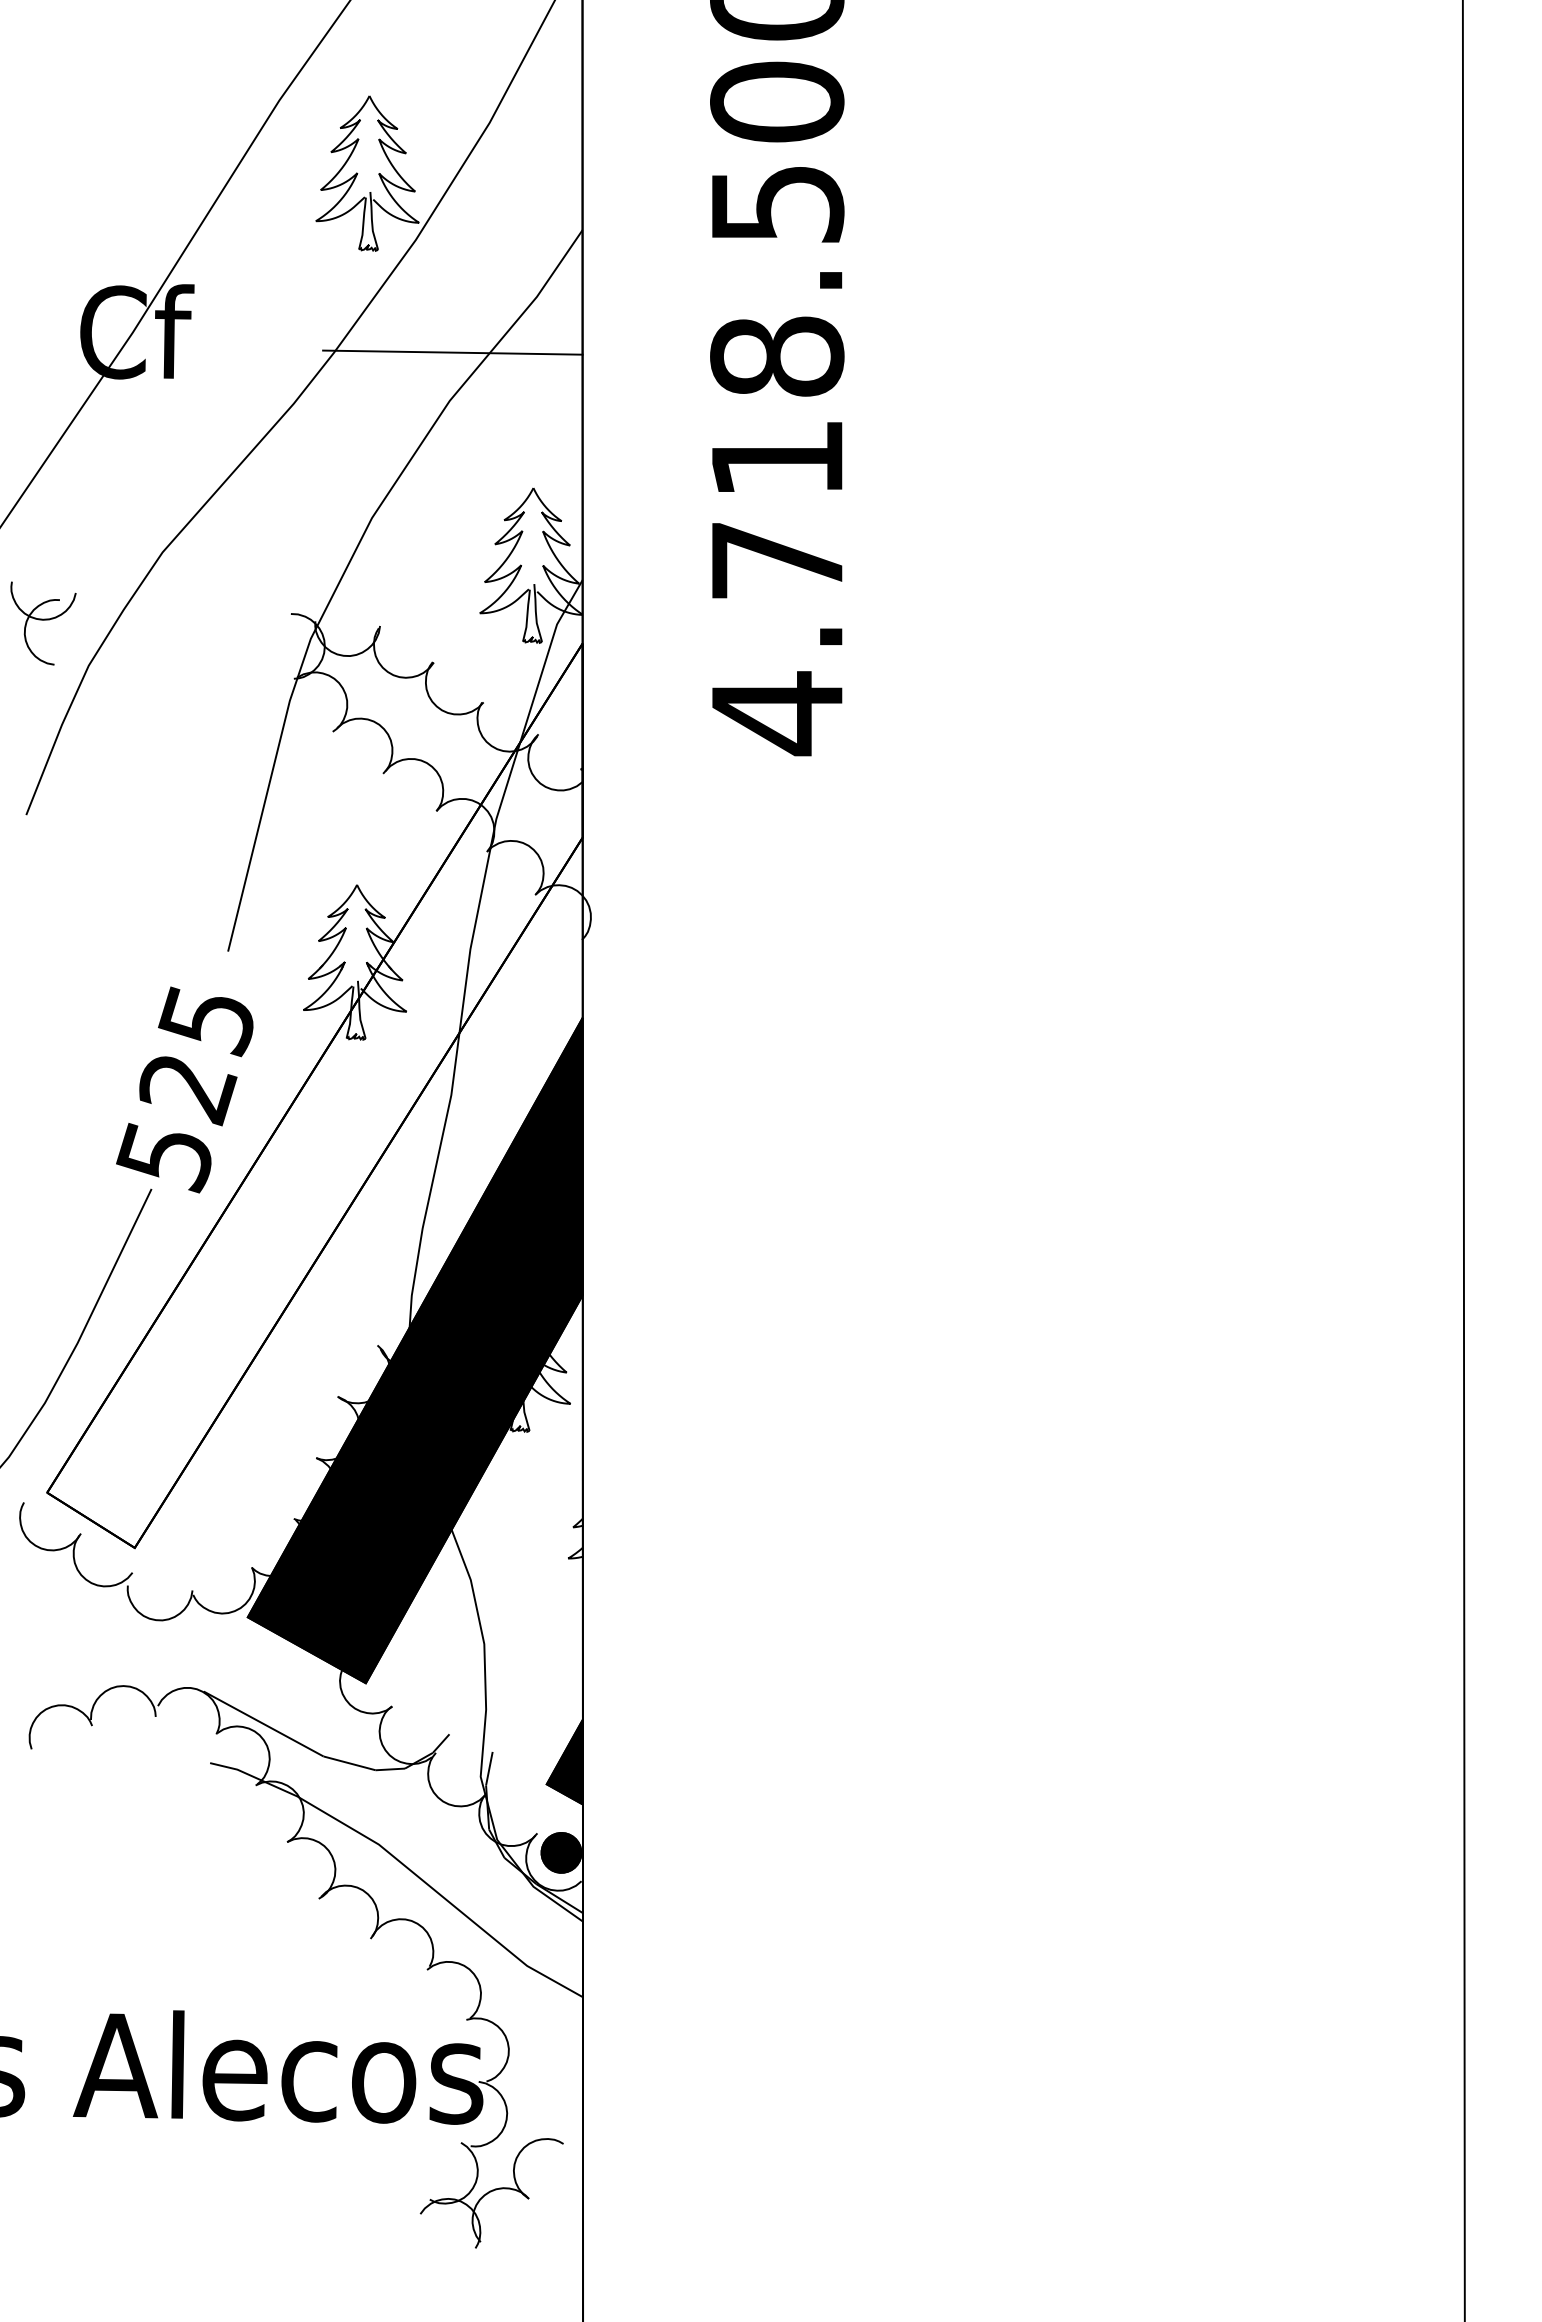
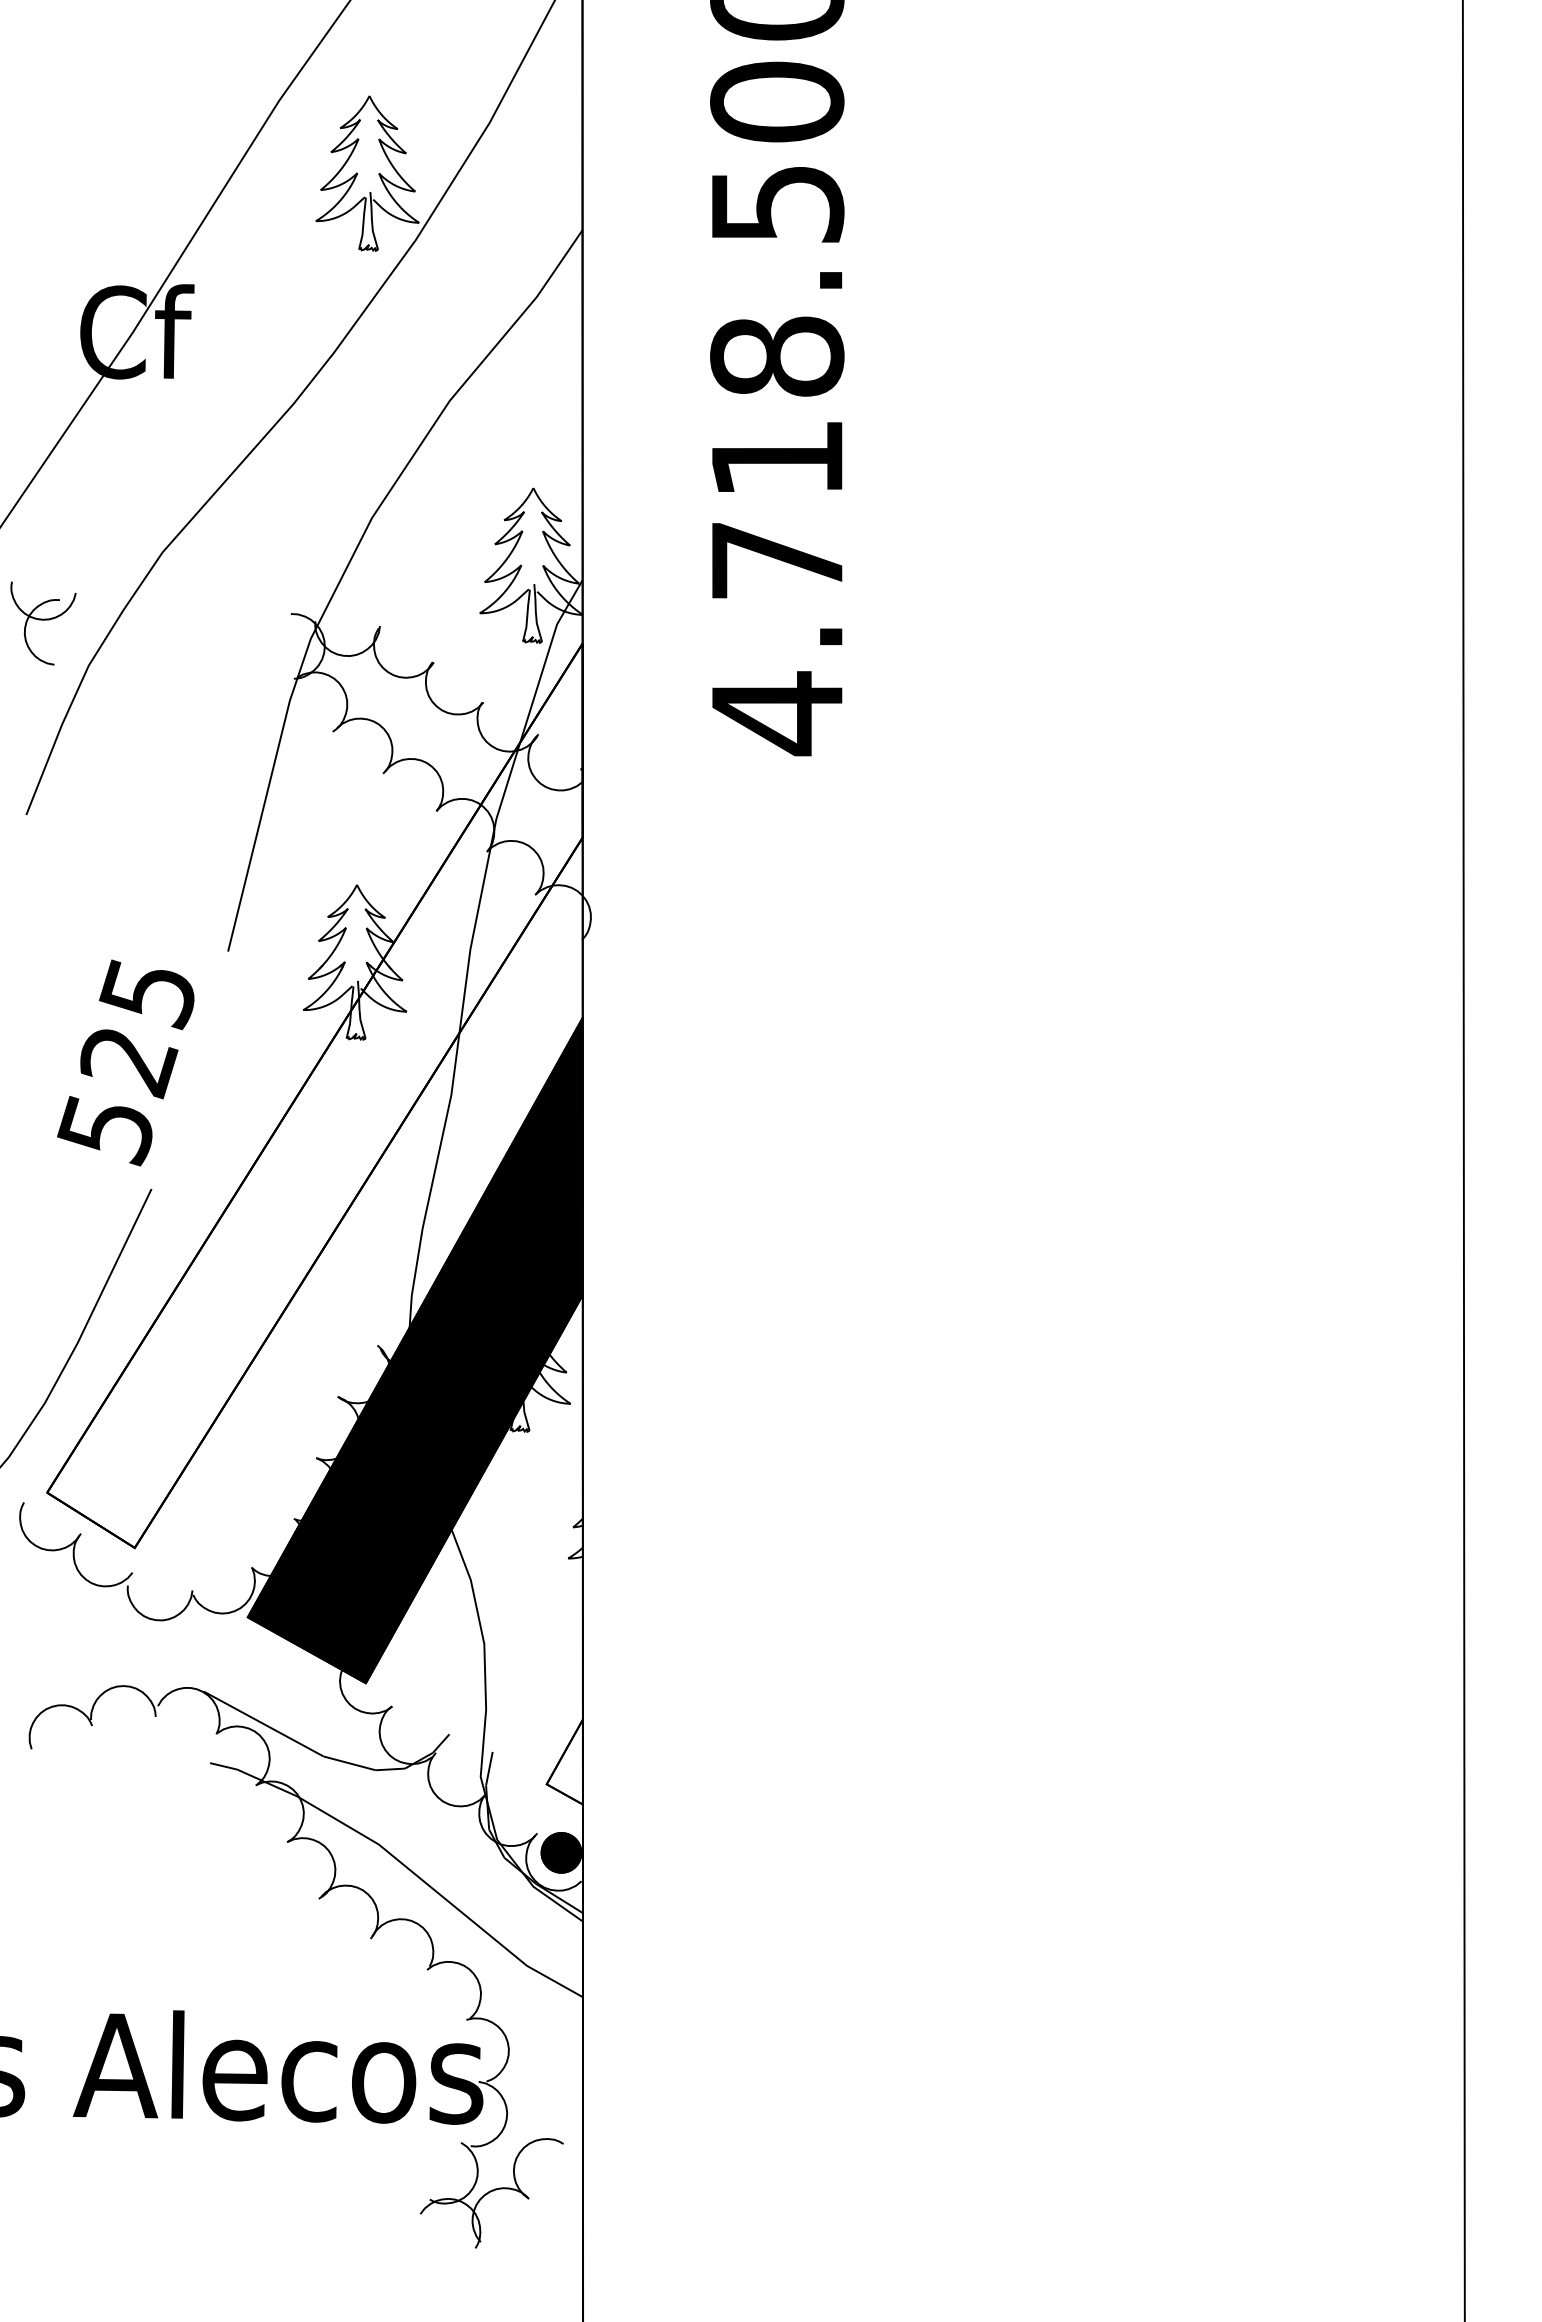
line: present -> none (452, 352)
text position: (184, 1089) -> (125, 1062) (125, 1062)
fill: present -> none (564, 1761)
